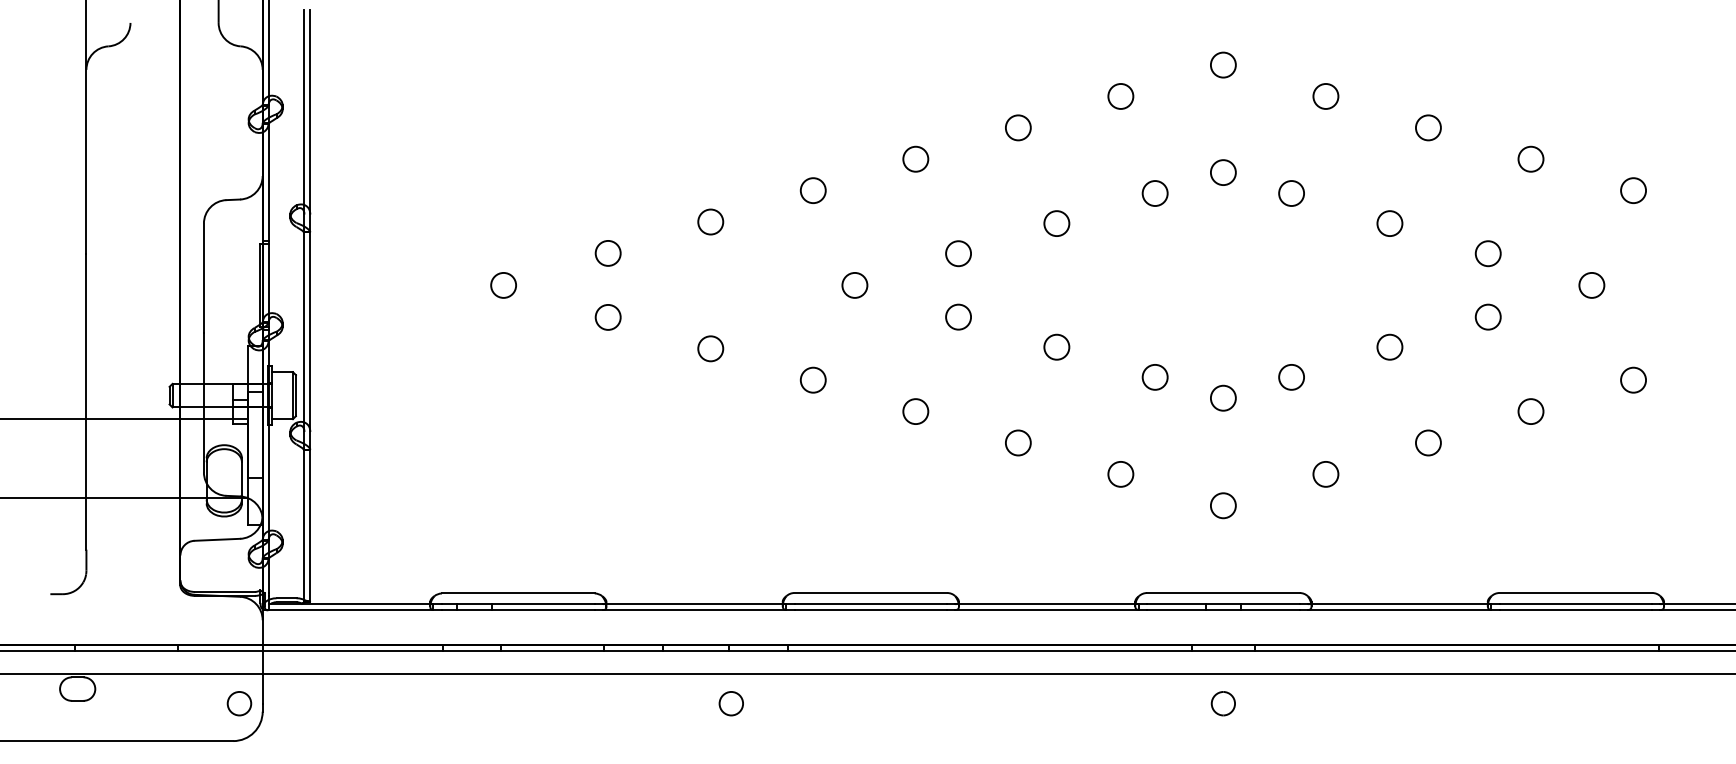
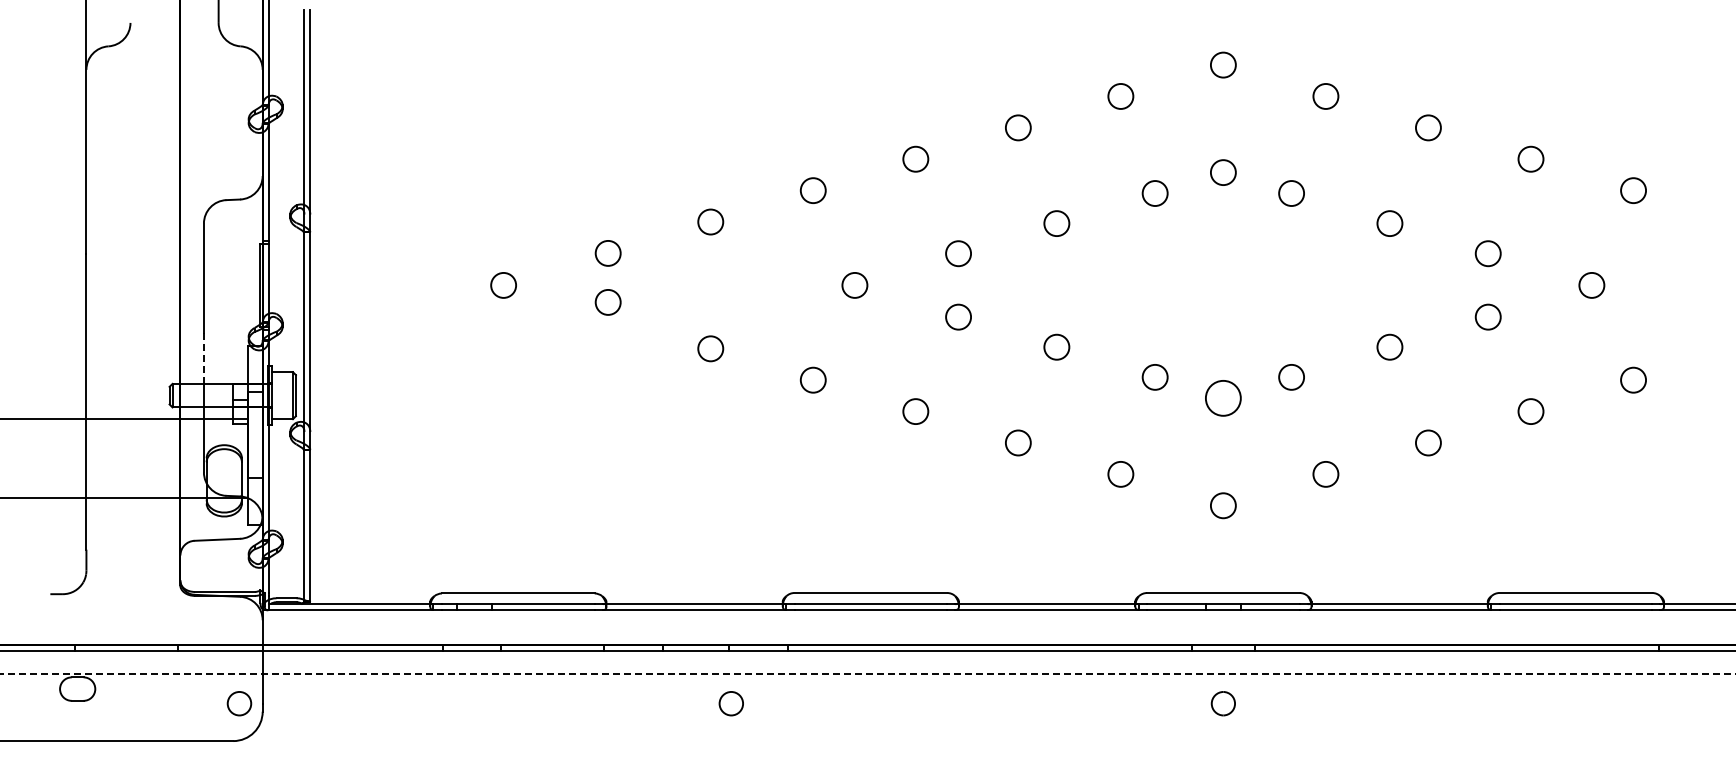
circle position: (607, 317) -> (607, 302) (607, 302)
line: solid -> dashed (203, 359)
circle size: 27x28 px -> 37x37 px (1223, 398)
line: solid -> dashed (867, 674)
